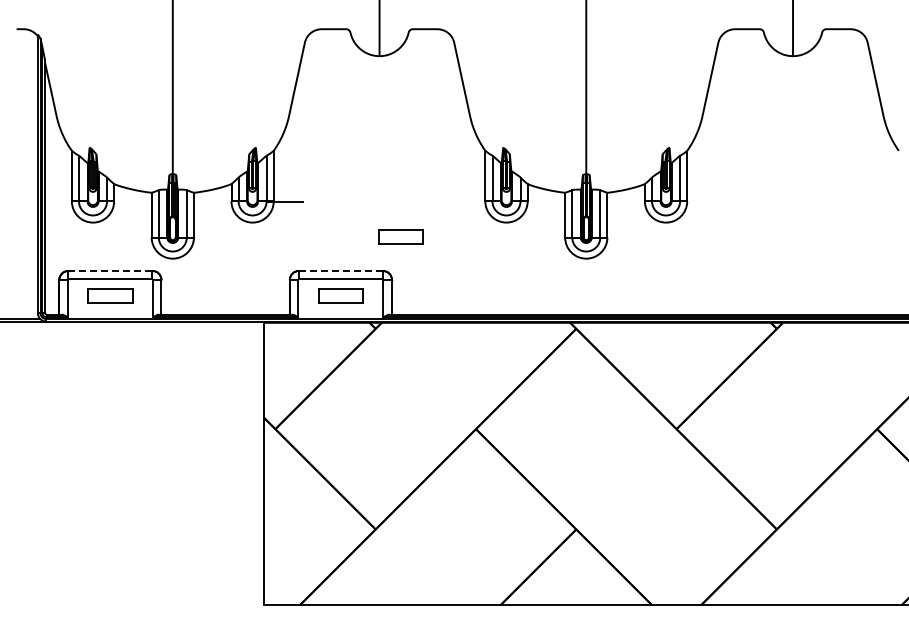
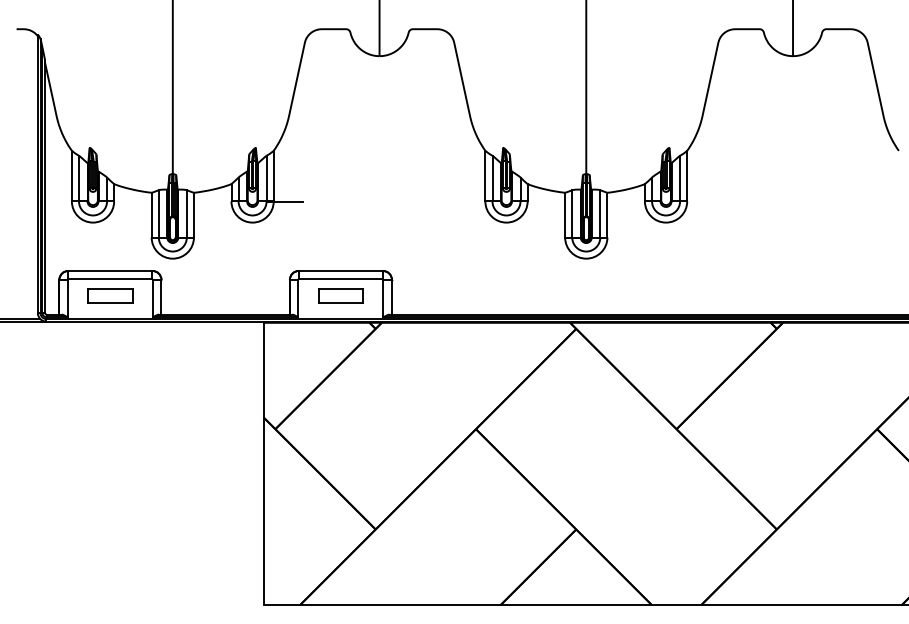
part: present -> none (400, 236)
line: dashed -> solid (109, 270)
line: dashed -> solid (340, 270)
